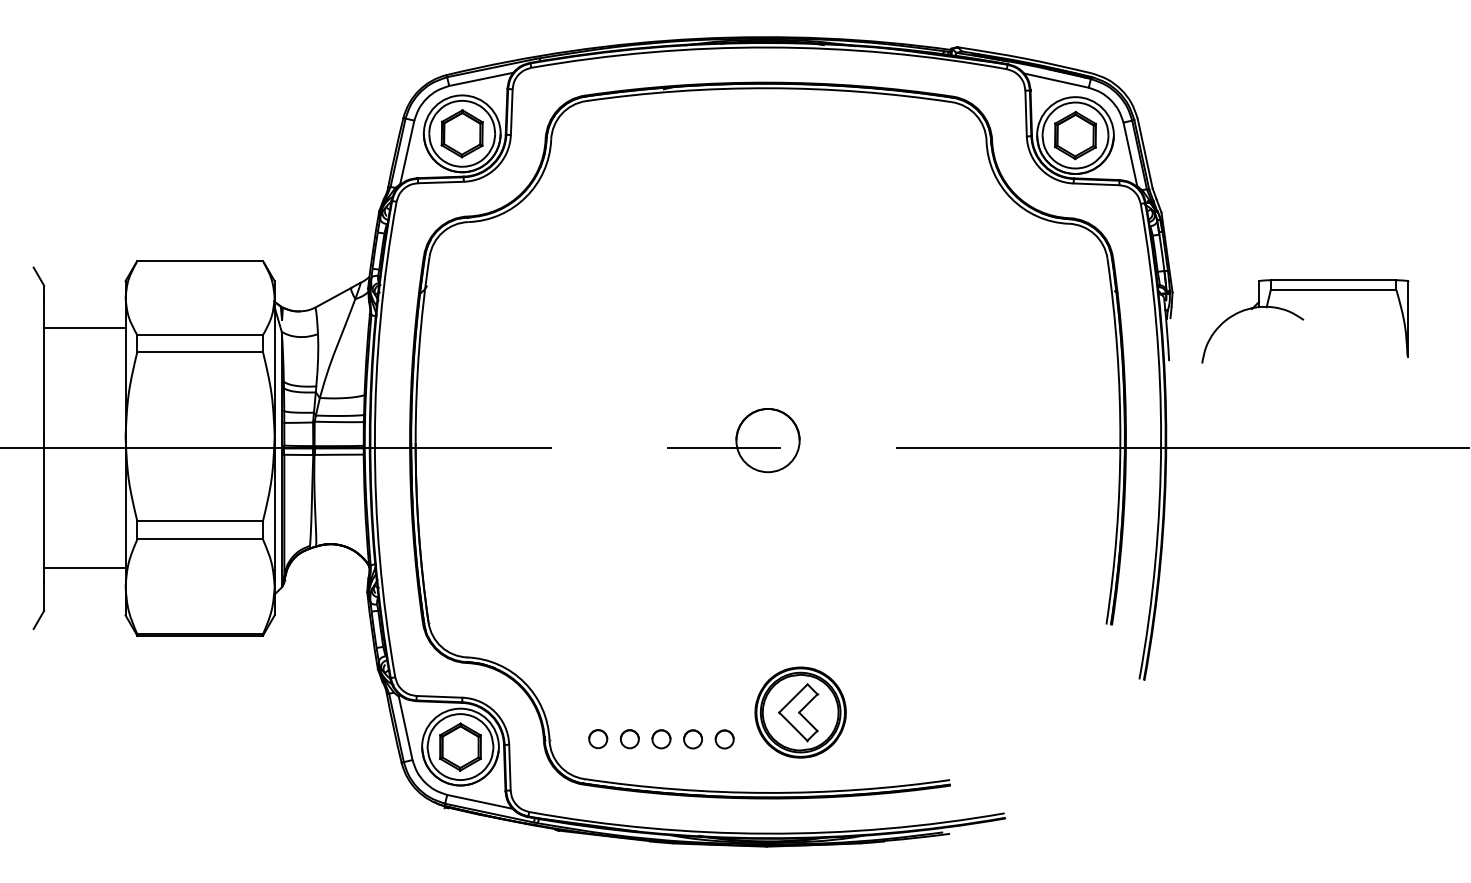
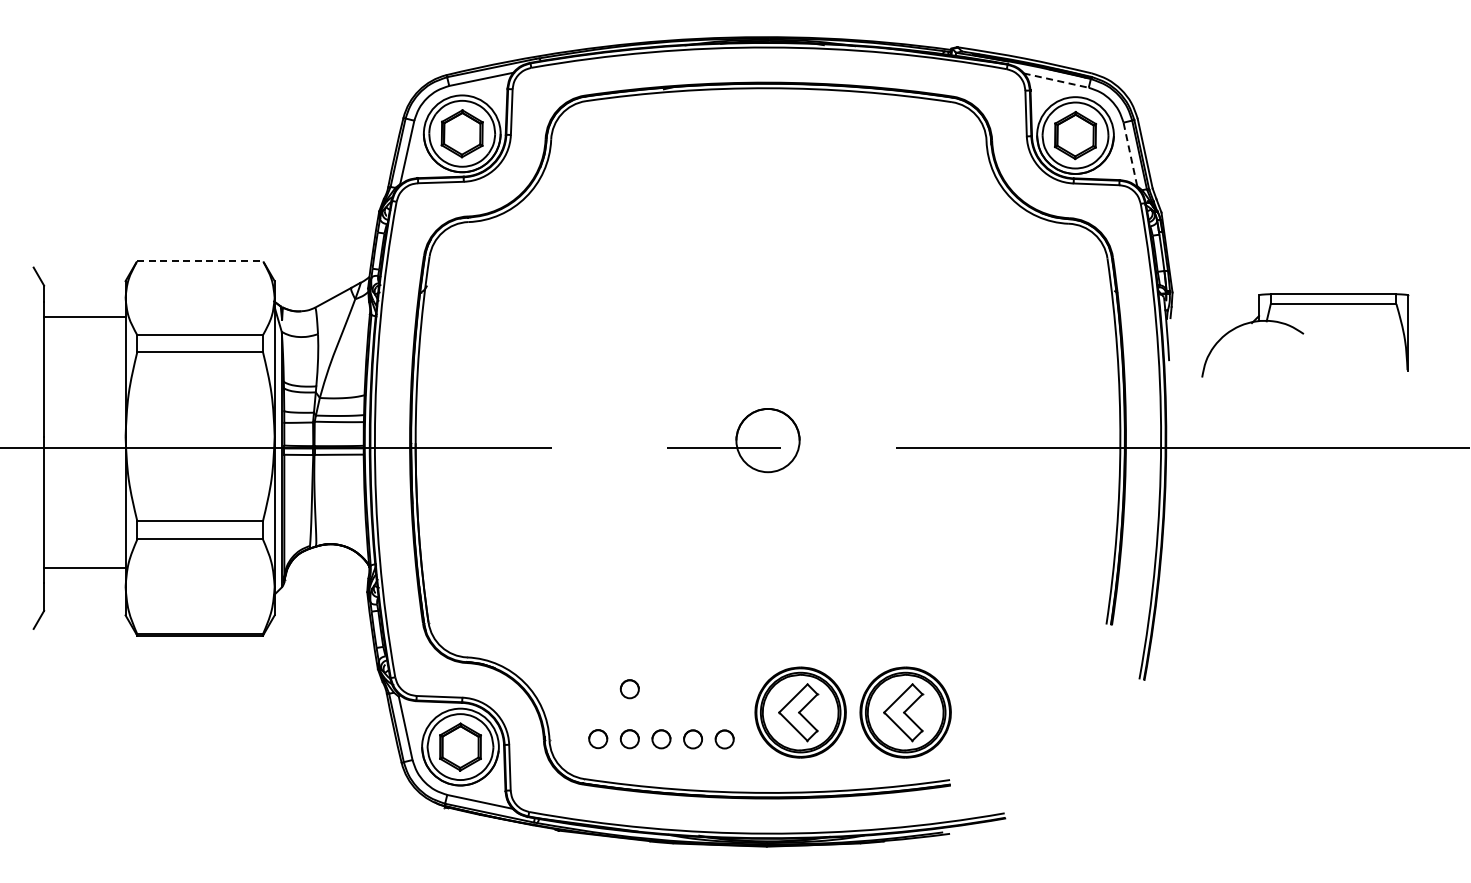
line: solid -> dashed (1056, 80)
line: solid -> dashed (1130, 153)
line: solid -> dashed (200, 260)
part position: (1305, 321) -> (1305, 335) (1305, 335)
line position: (84, 328) -> (84, 317) (84, 317)
circle: none -> present (629, 689)
part: none -> present (905, 712)
